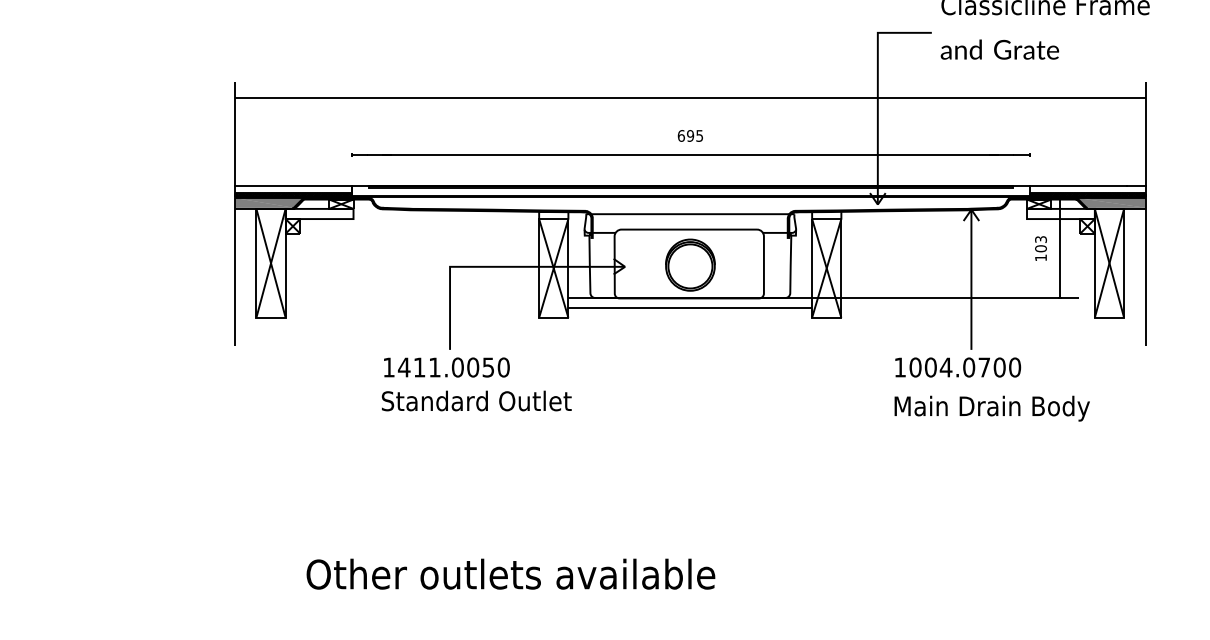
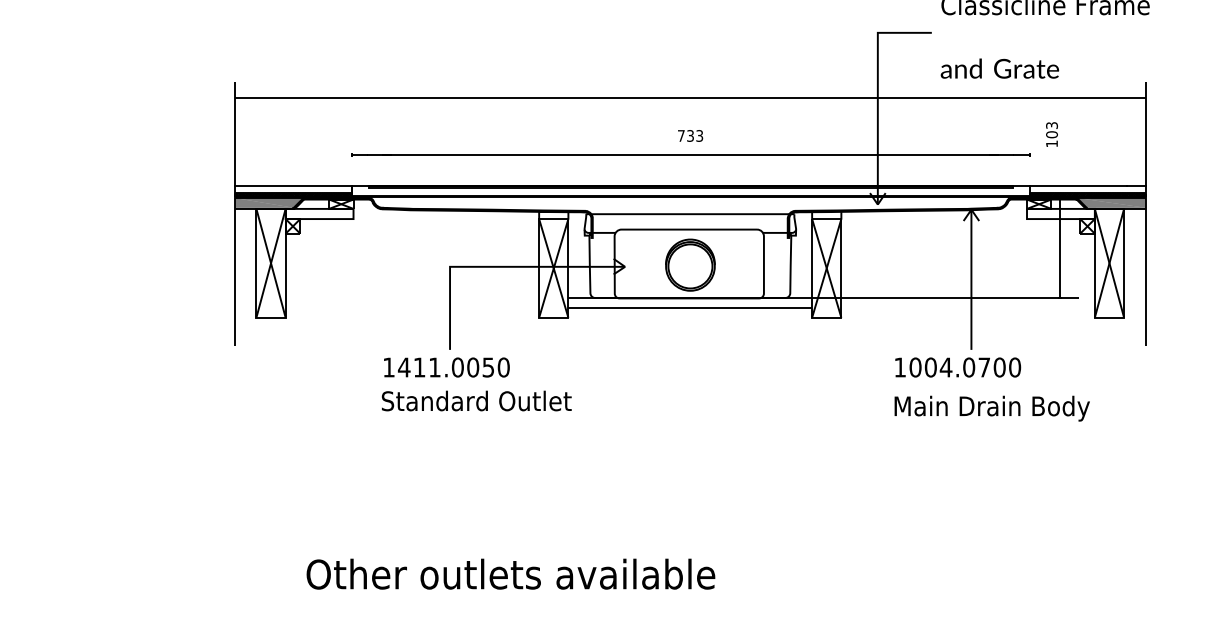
text position: (999, 49) -> (999, 68) (999, 68)
text: 695 -> 733 (690, 135)
text position: (1040, 248) -> (1051, 134) (1051, 134)
